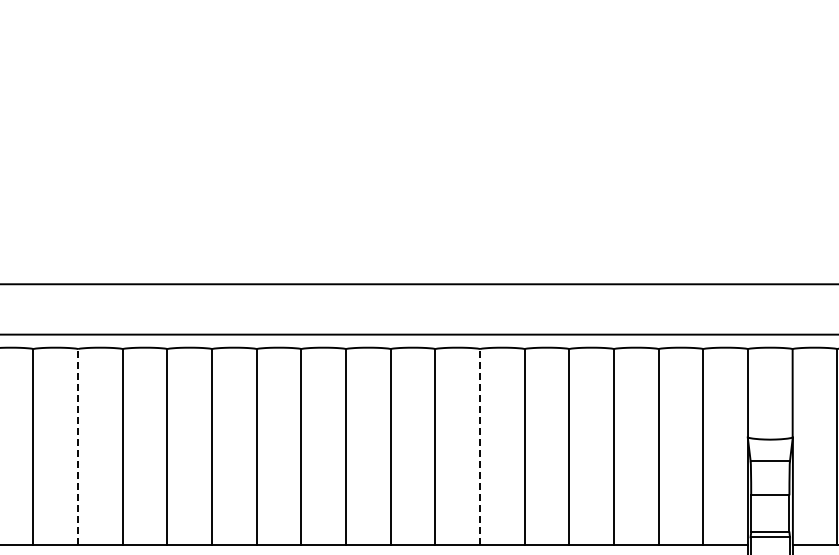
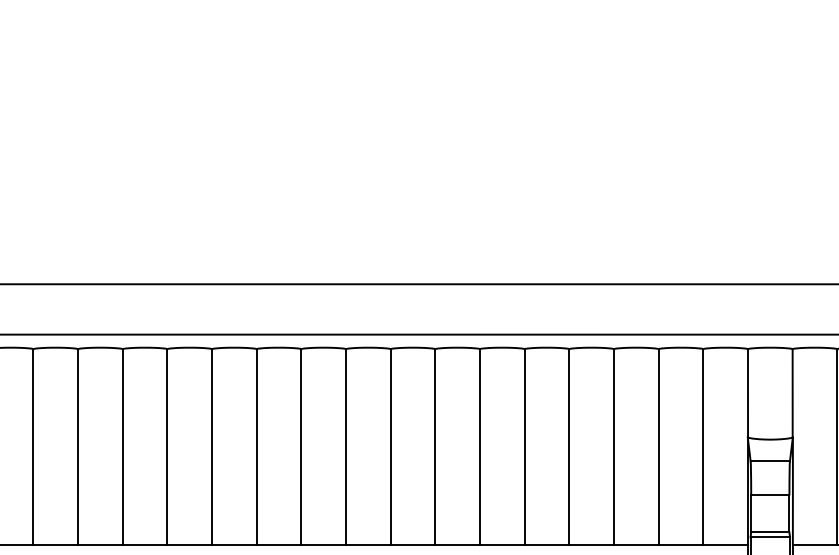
line: dashed -> solid (78, 446)
line: dashed -> solid (480, 446)
